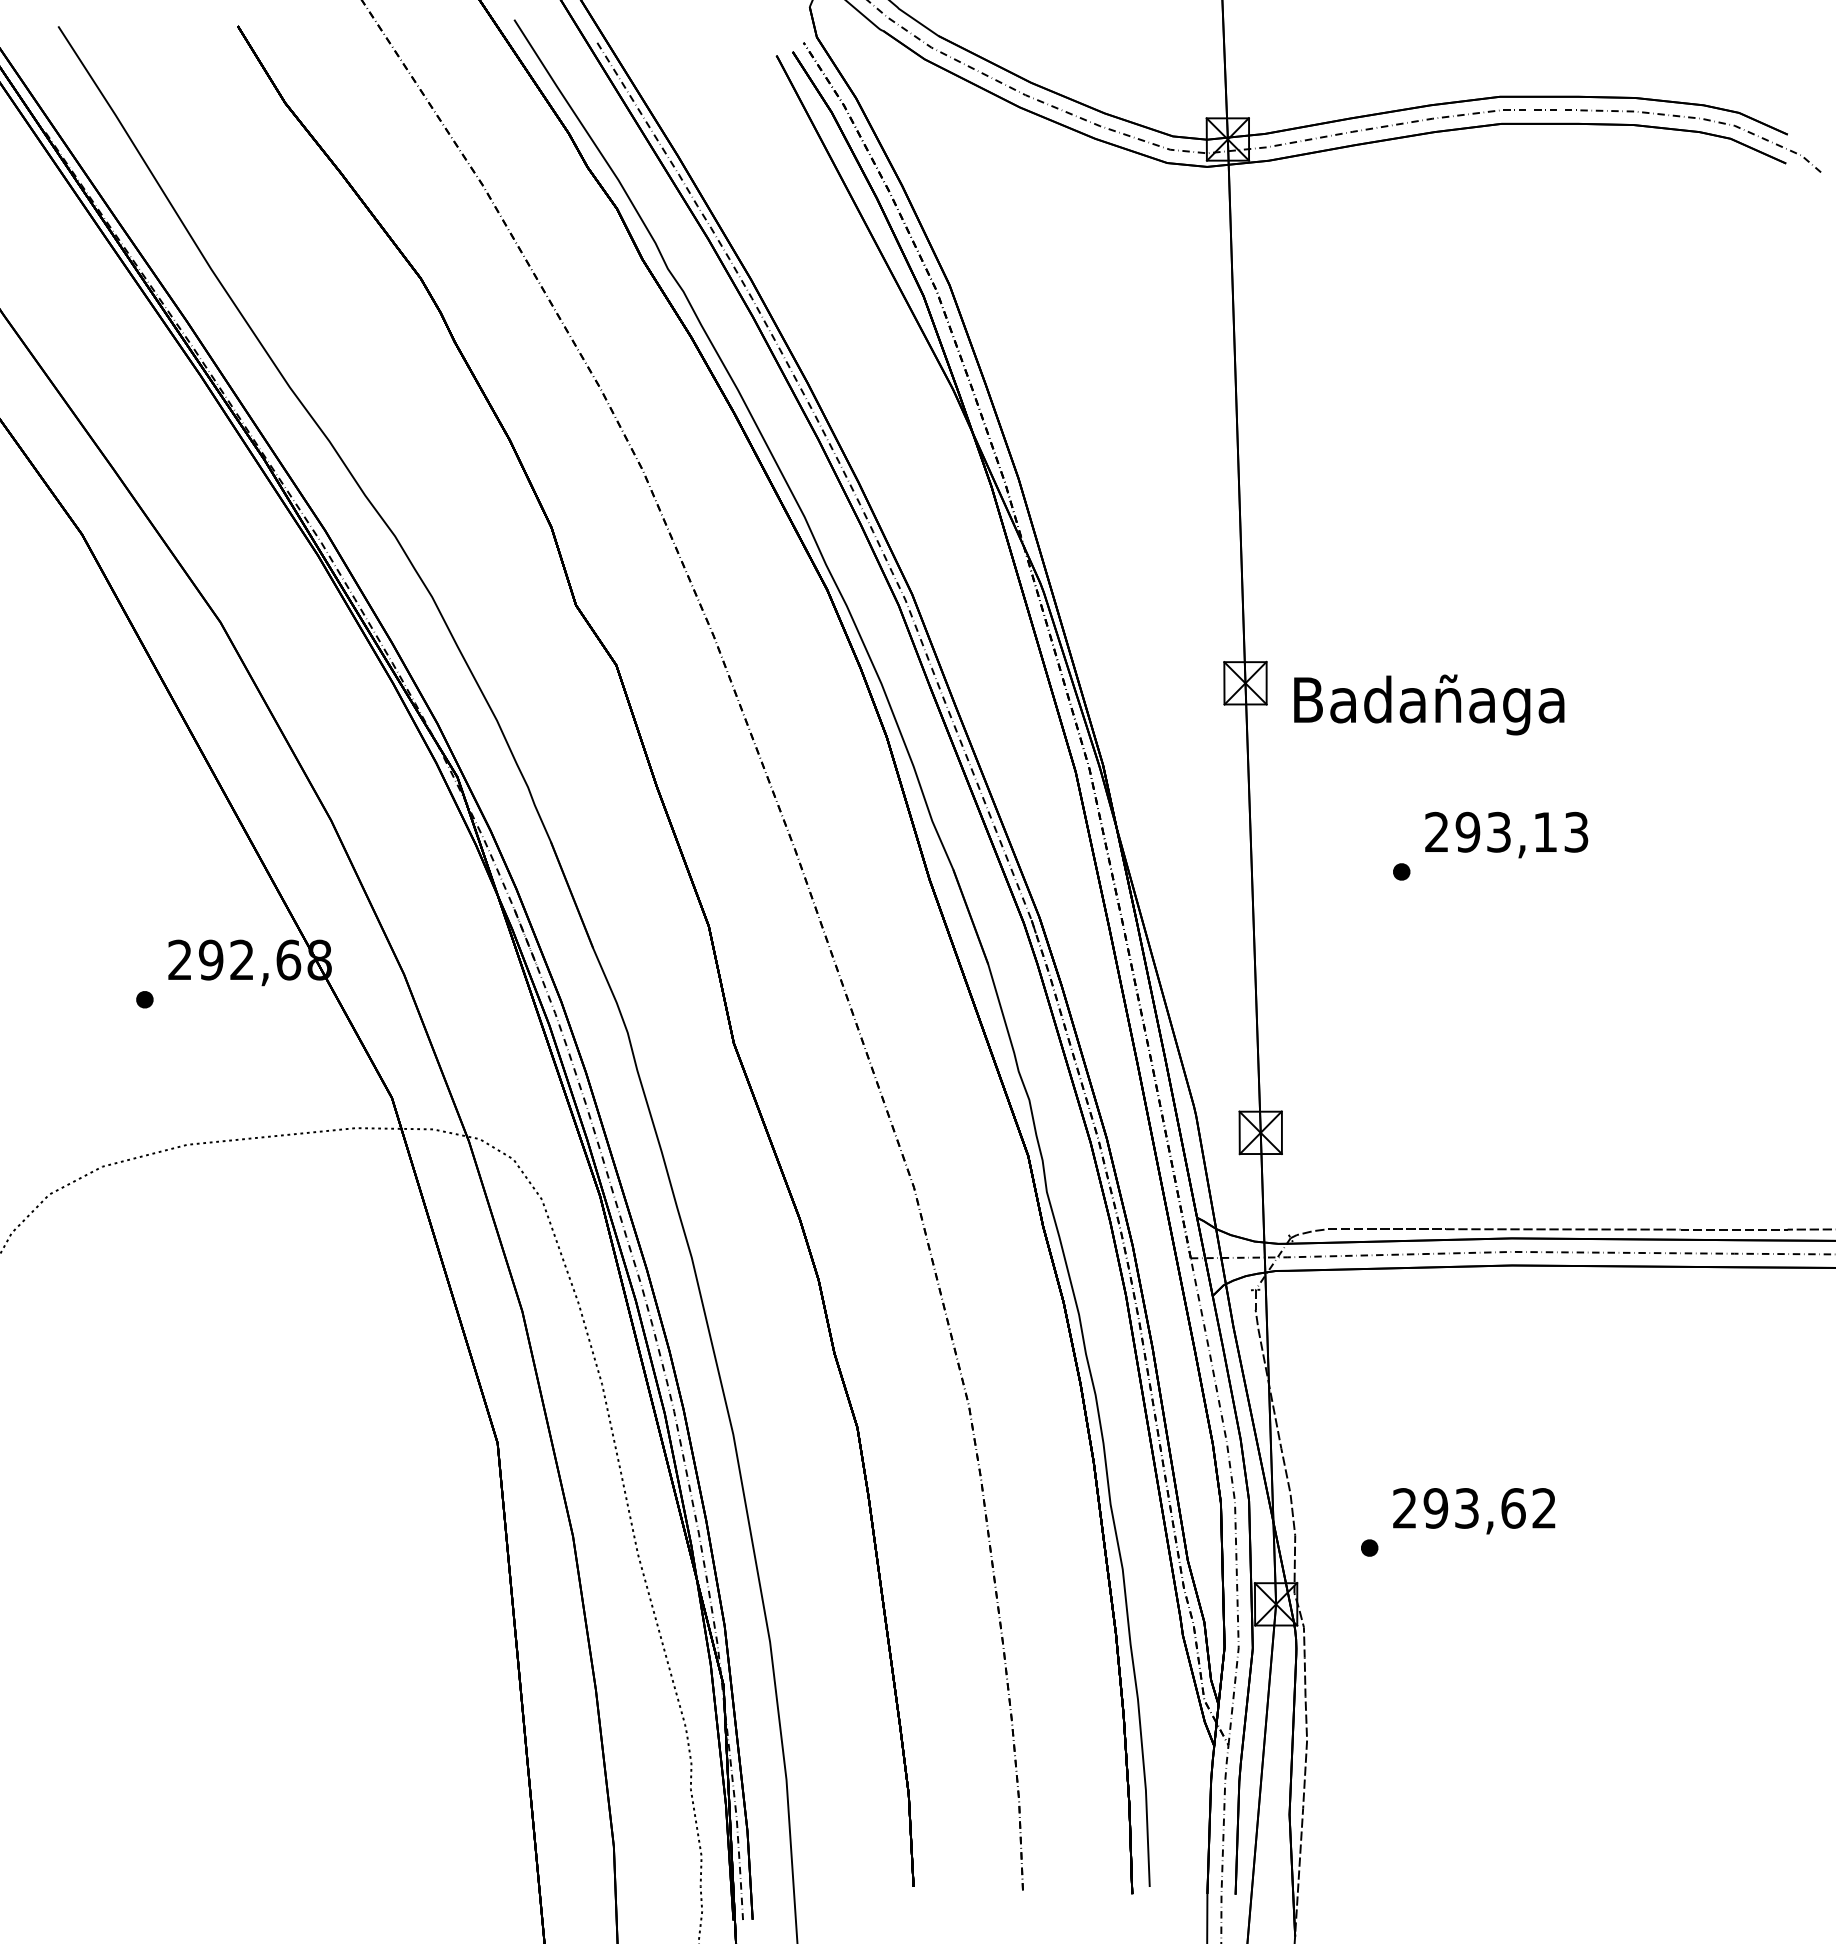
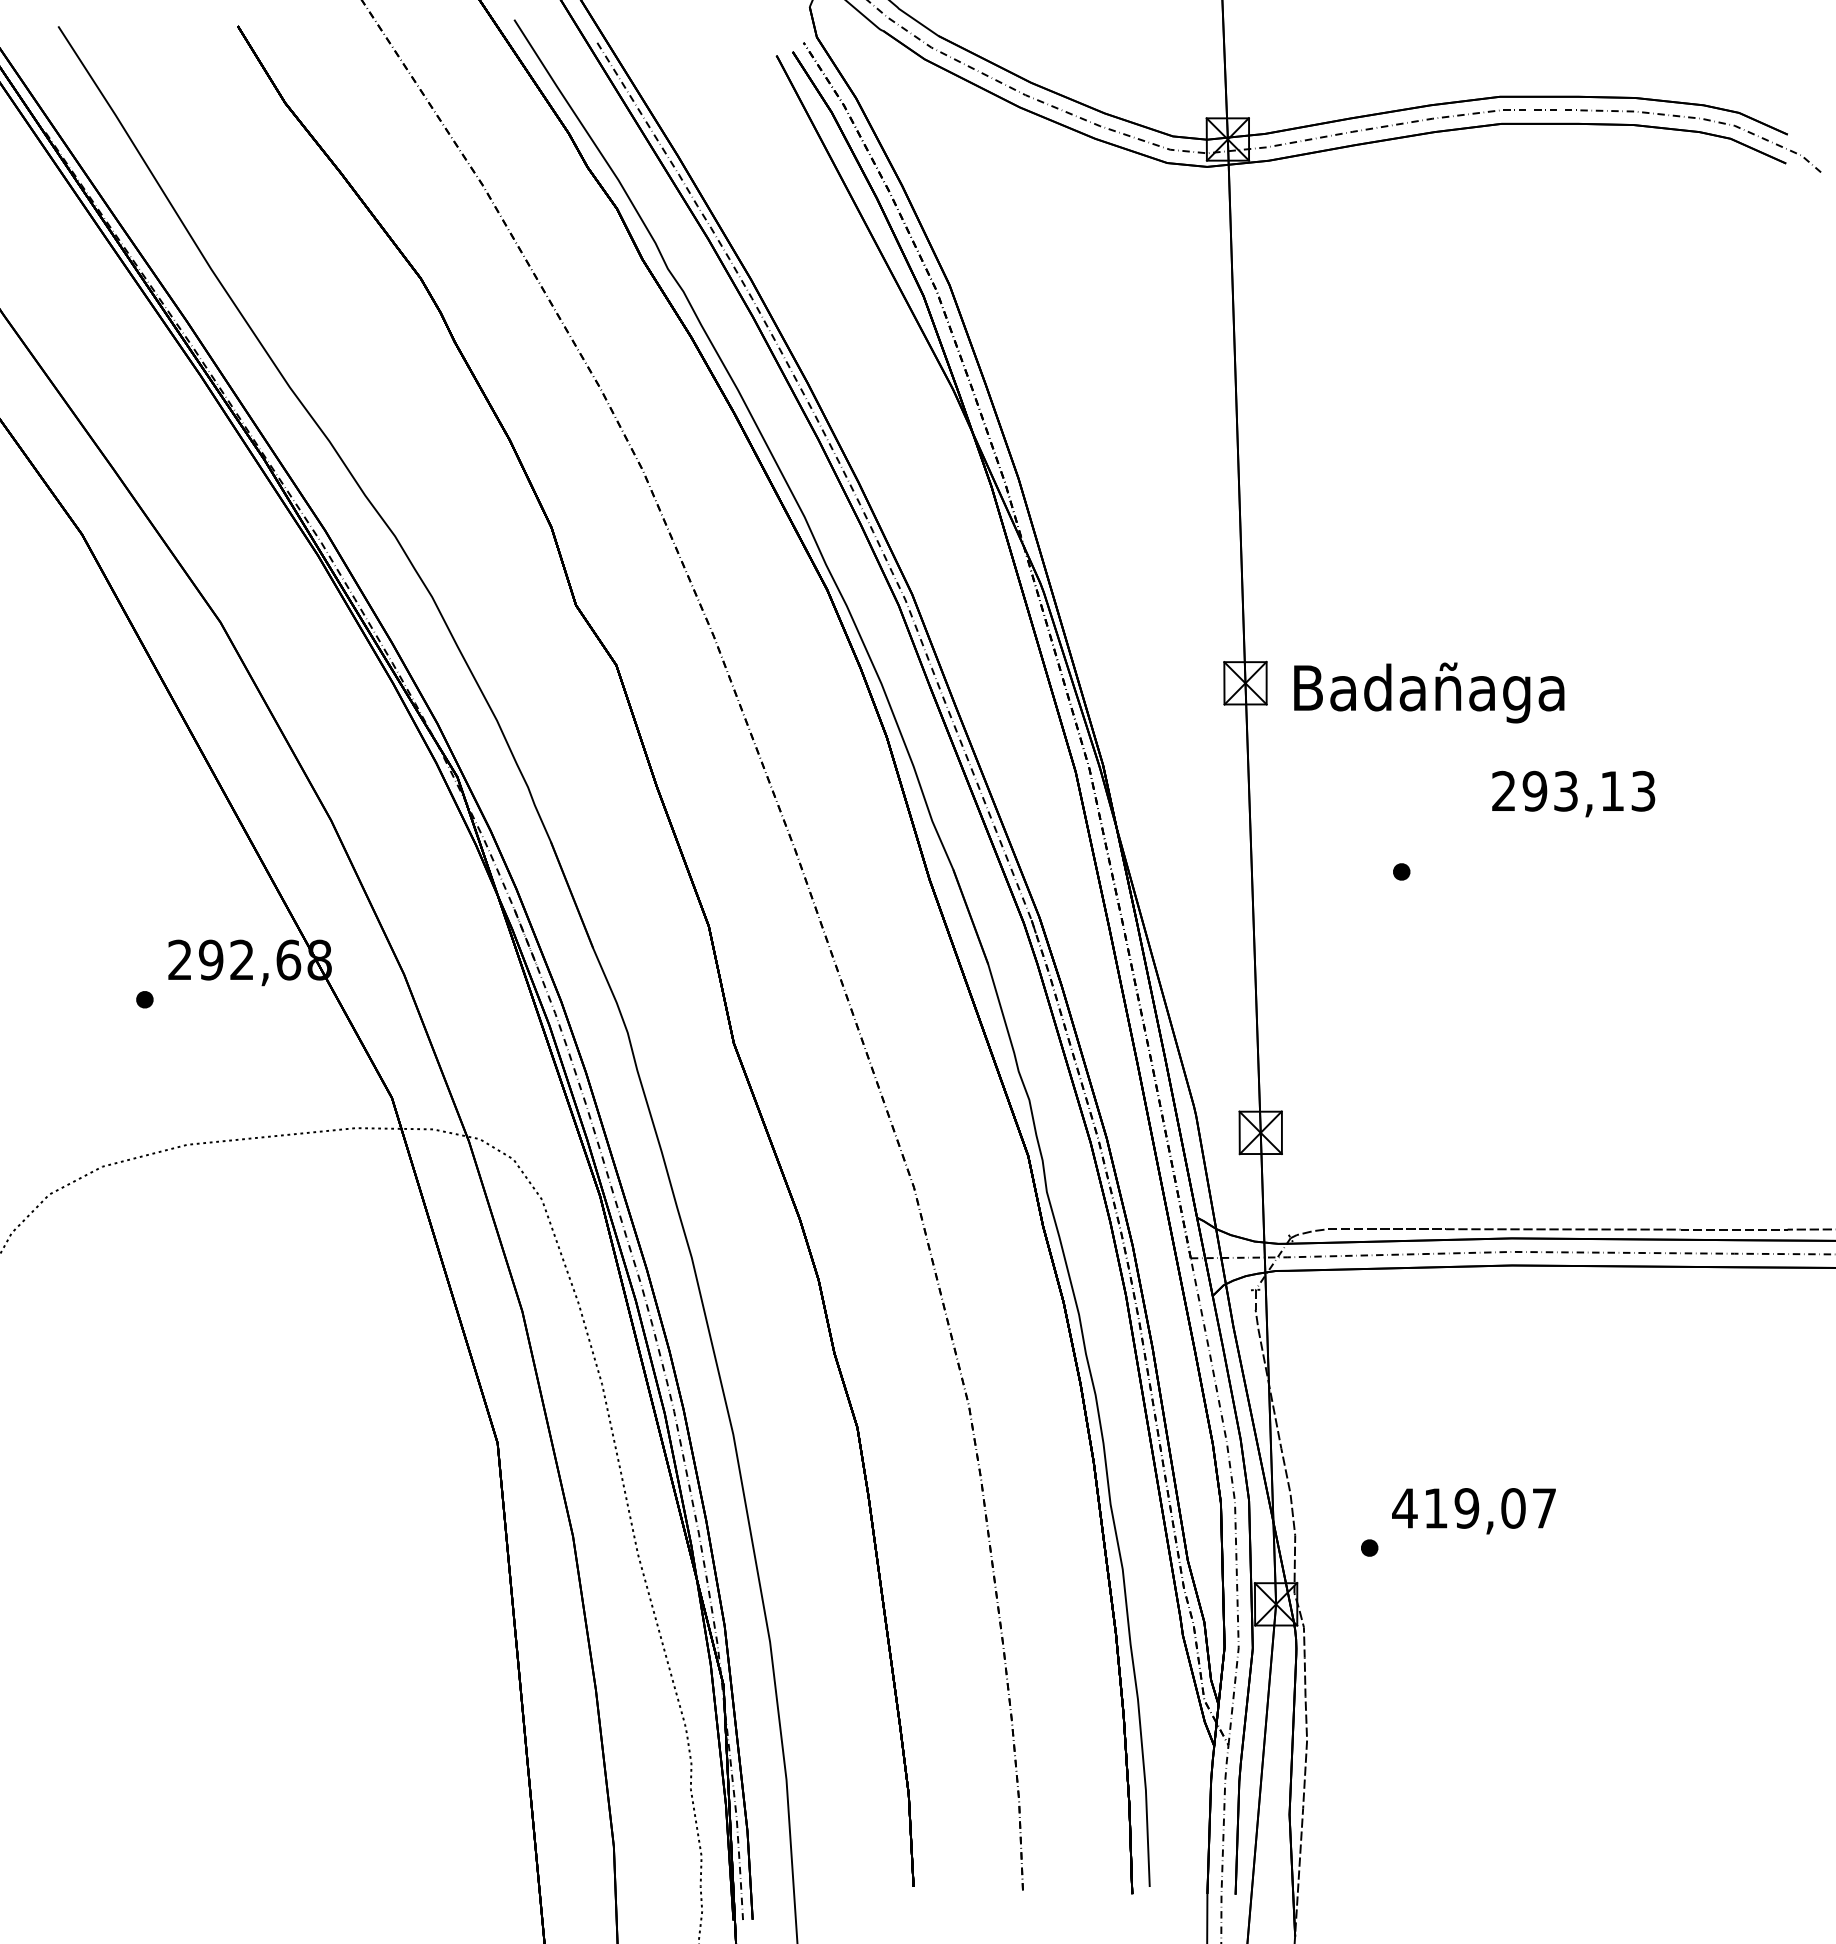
text position: (1429, 704) -> (1429, 692) (1429, 692)
text position: (1506, 834) -> (1573, 793) (1573, 793)
text: 293,62 -> 419,07 (1473, 1508)
